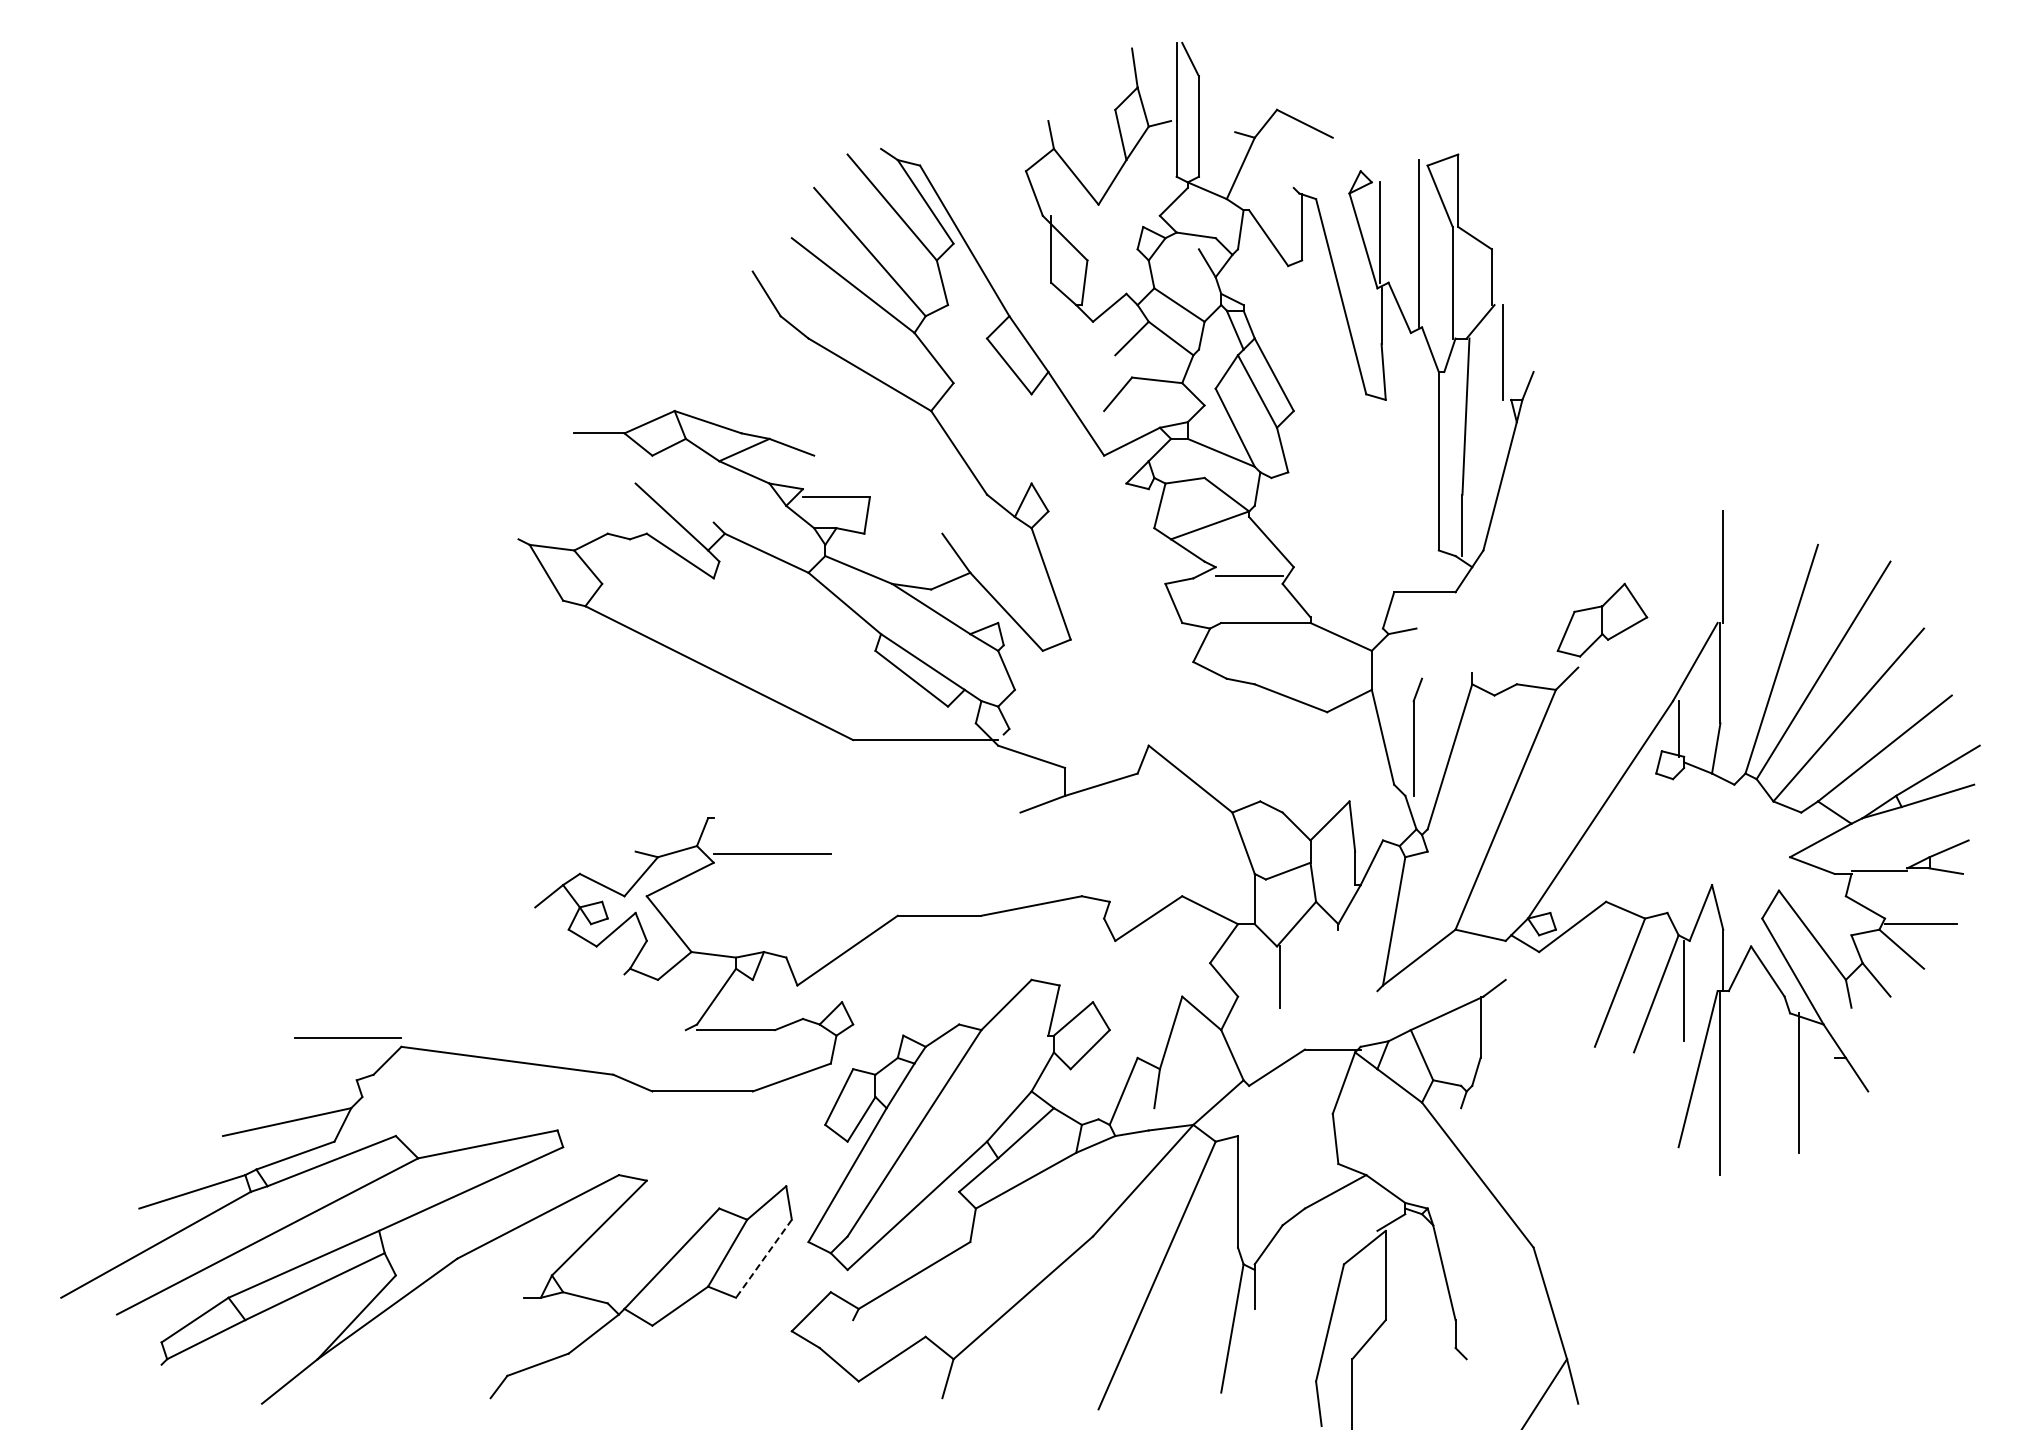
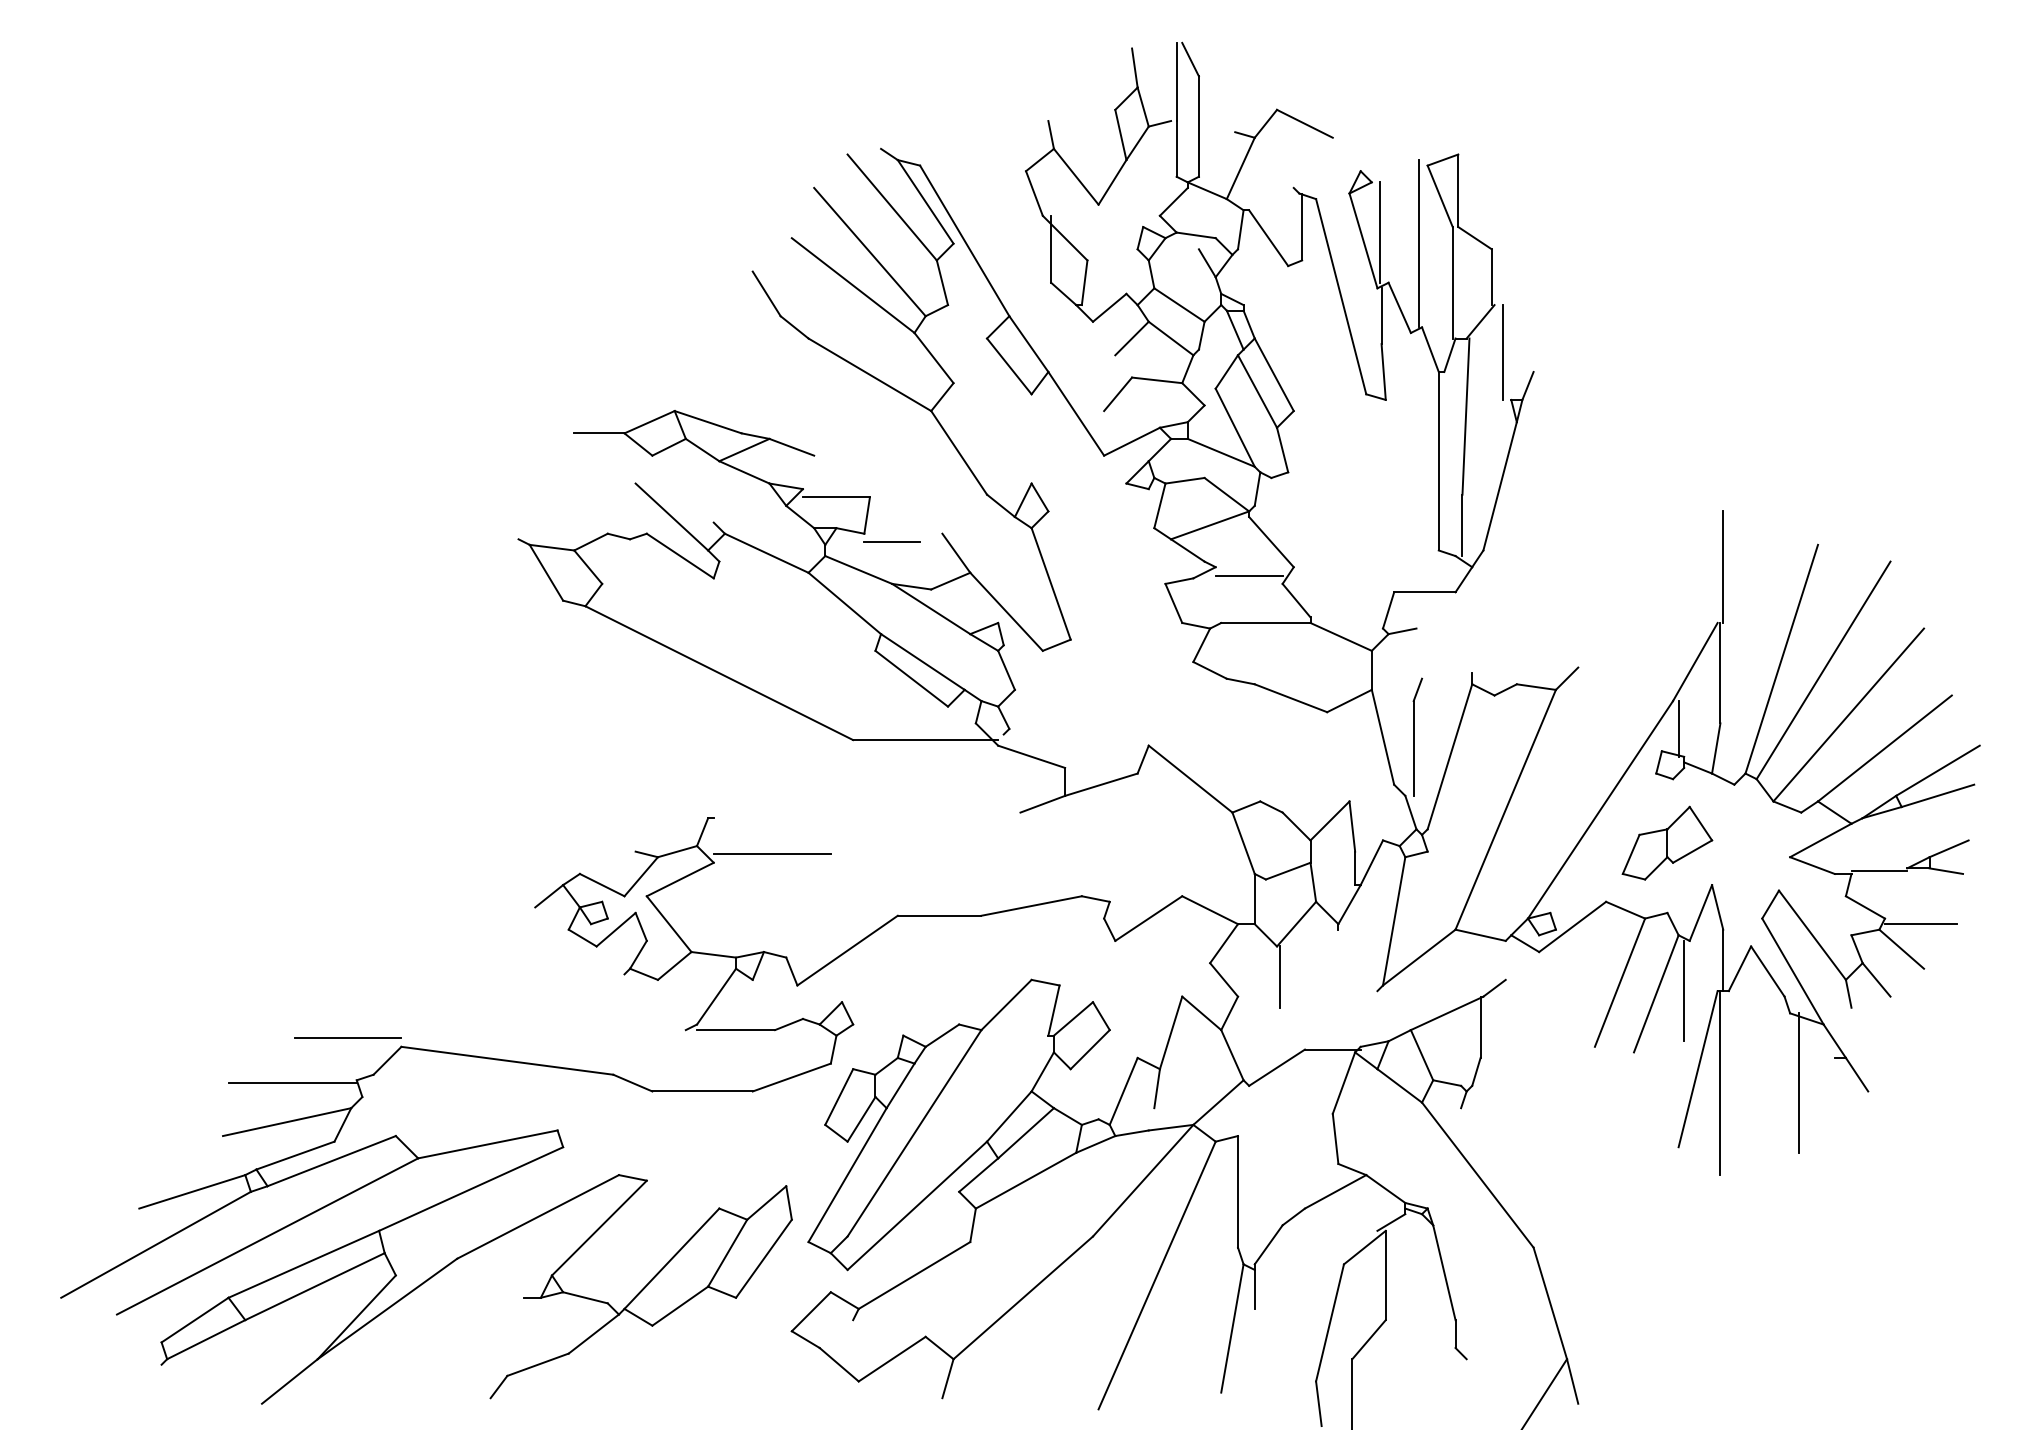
line: none -> present (892, 542)
part position: (1602, 619) -> (1667, 842) (1667, 842)
line: none -> present (292, 1083)
line: dashed -> solid (763, 1258)
